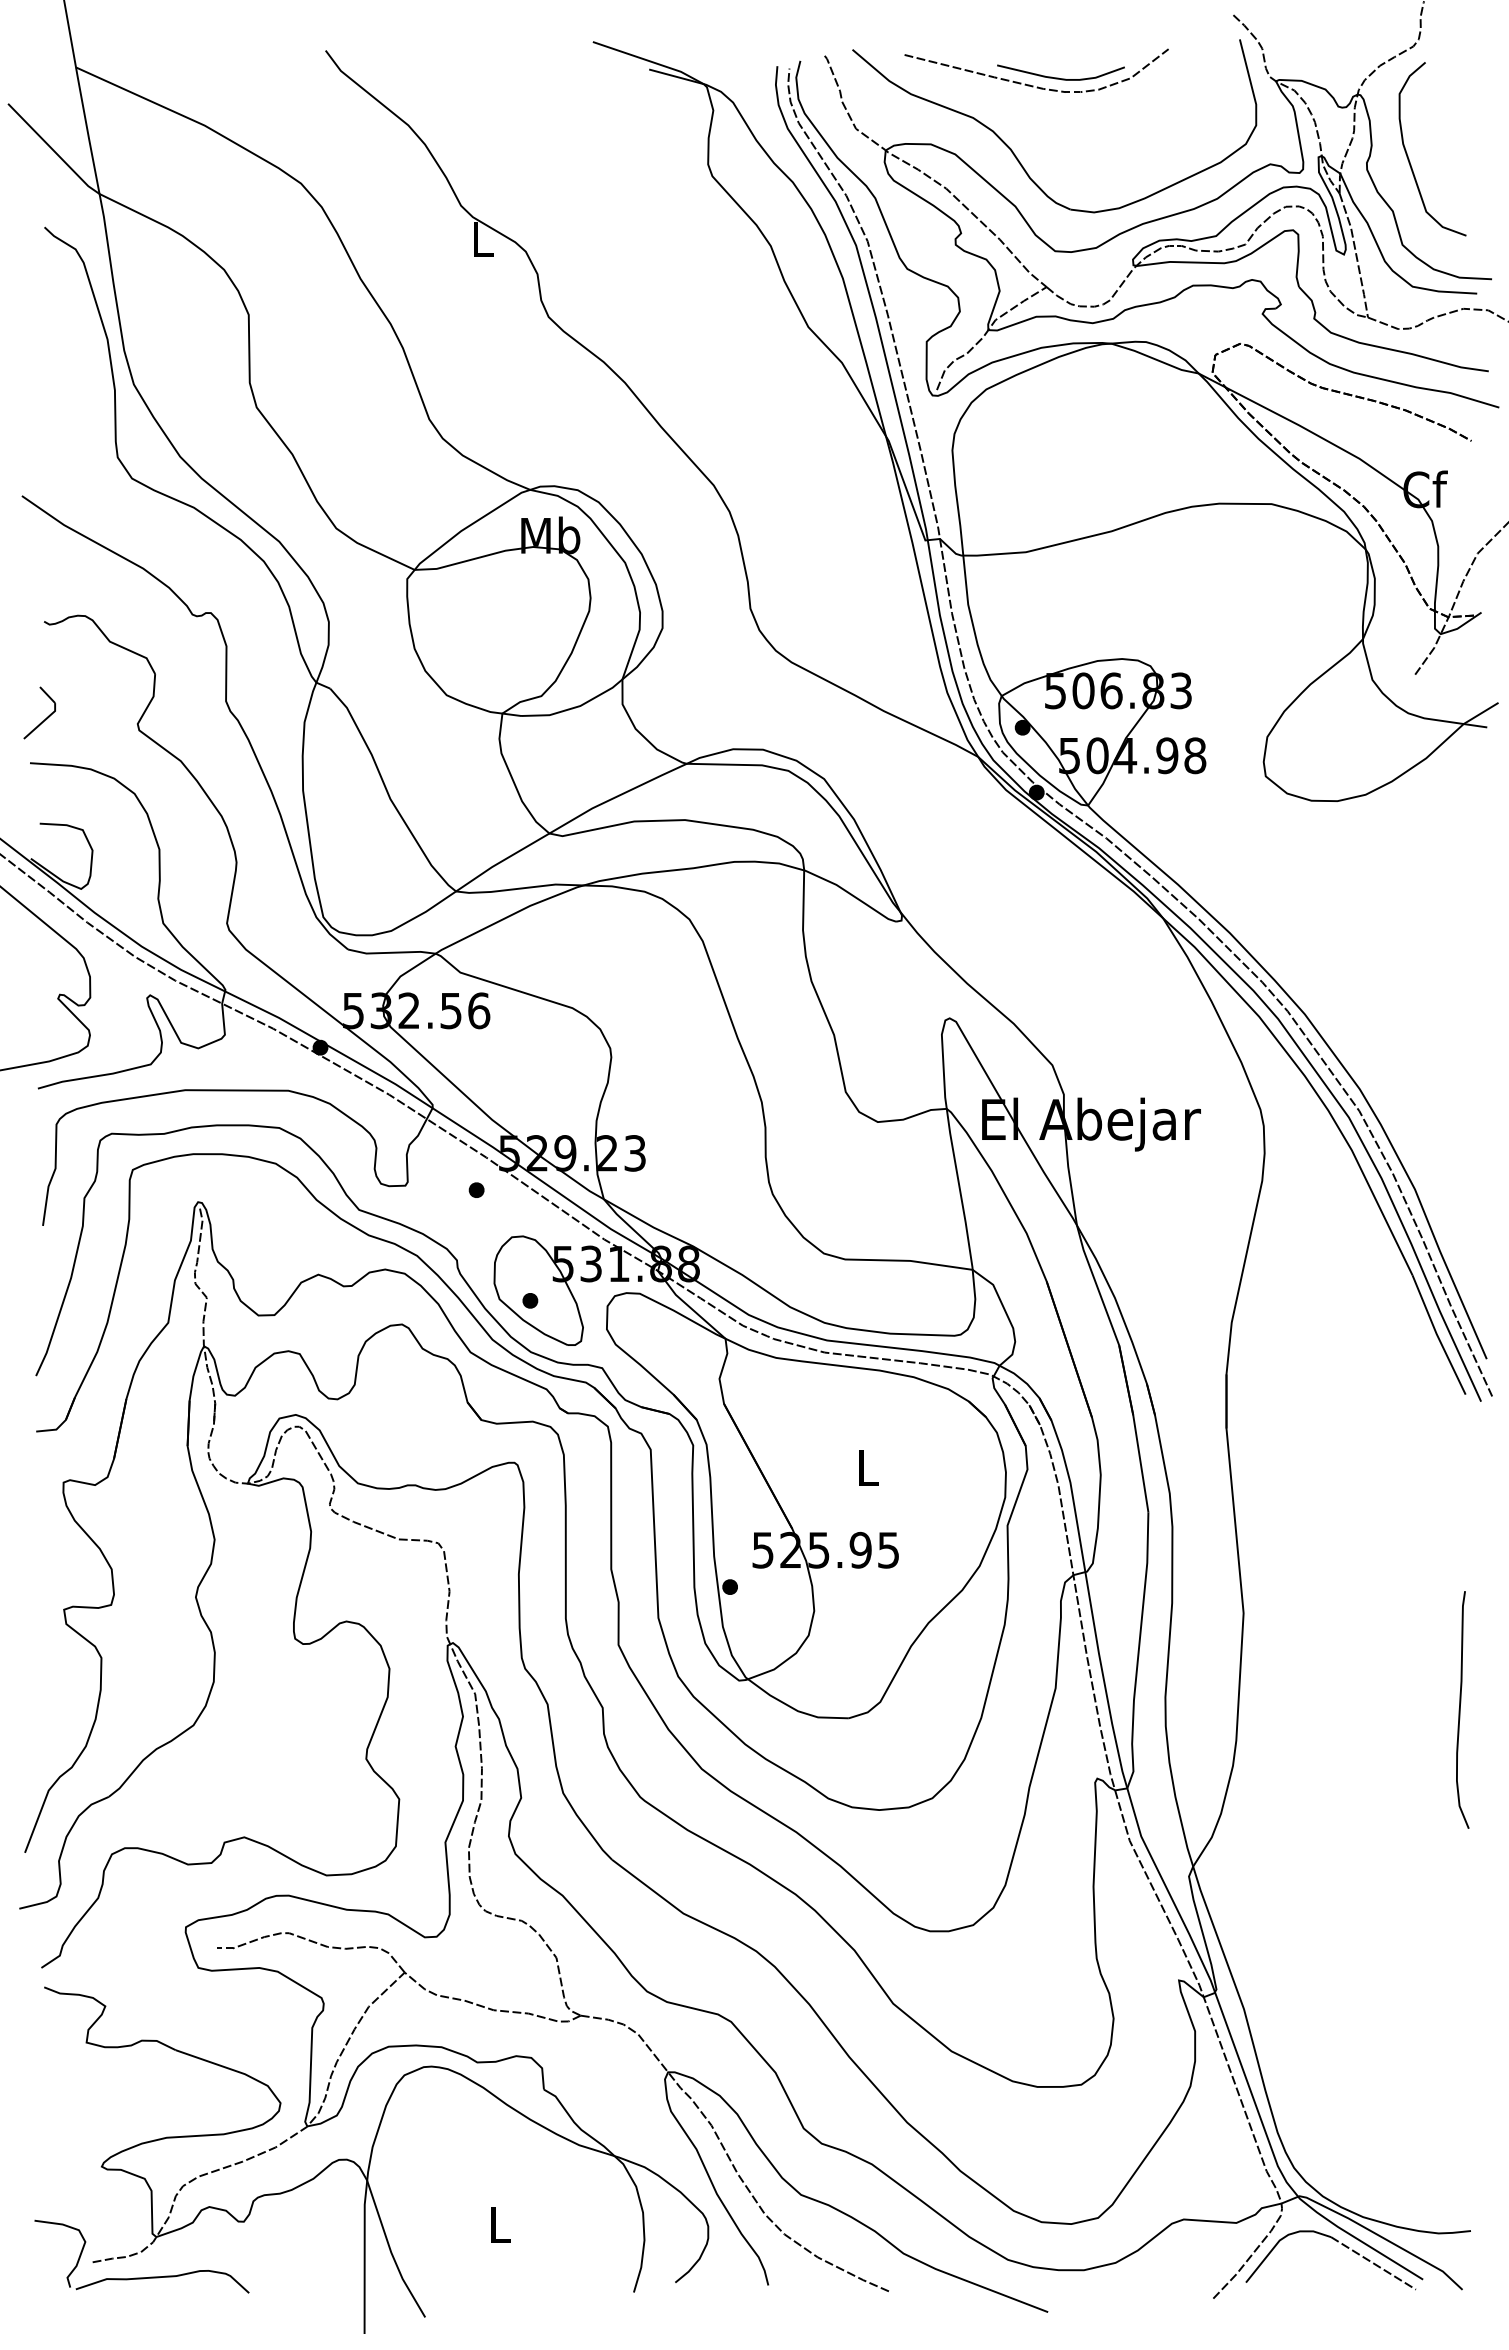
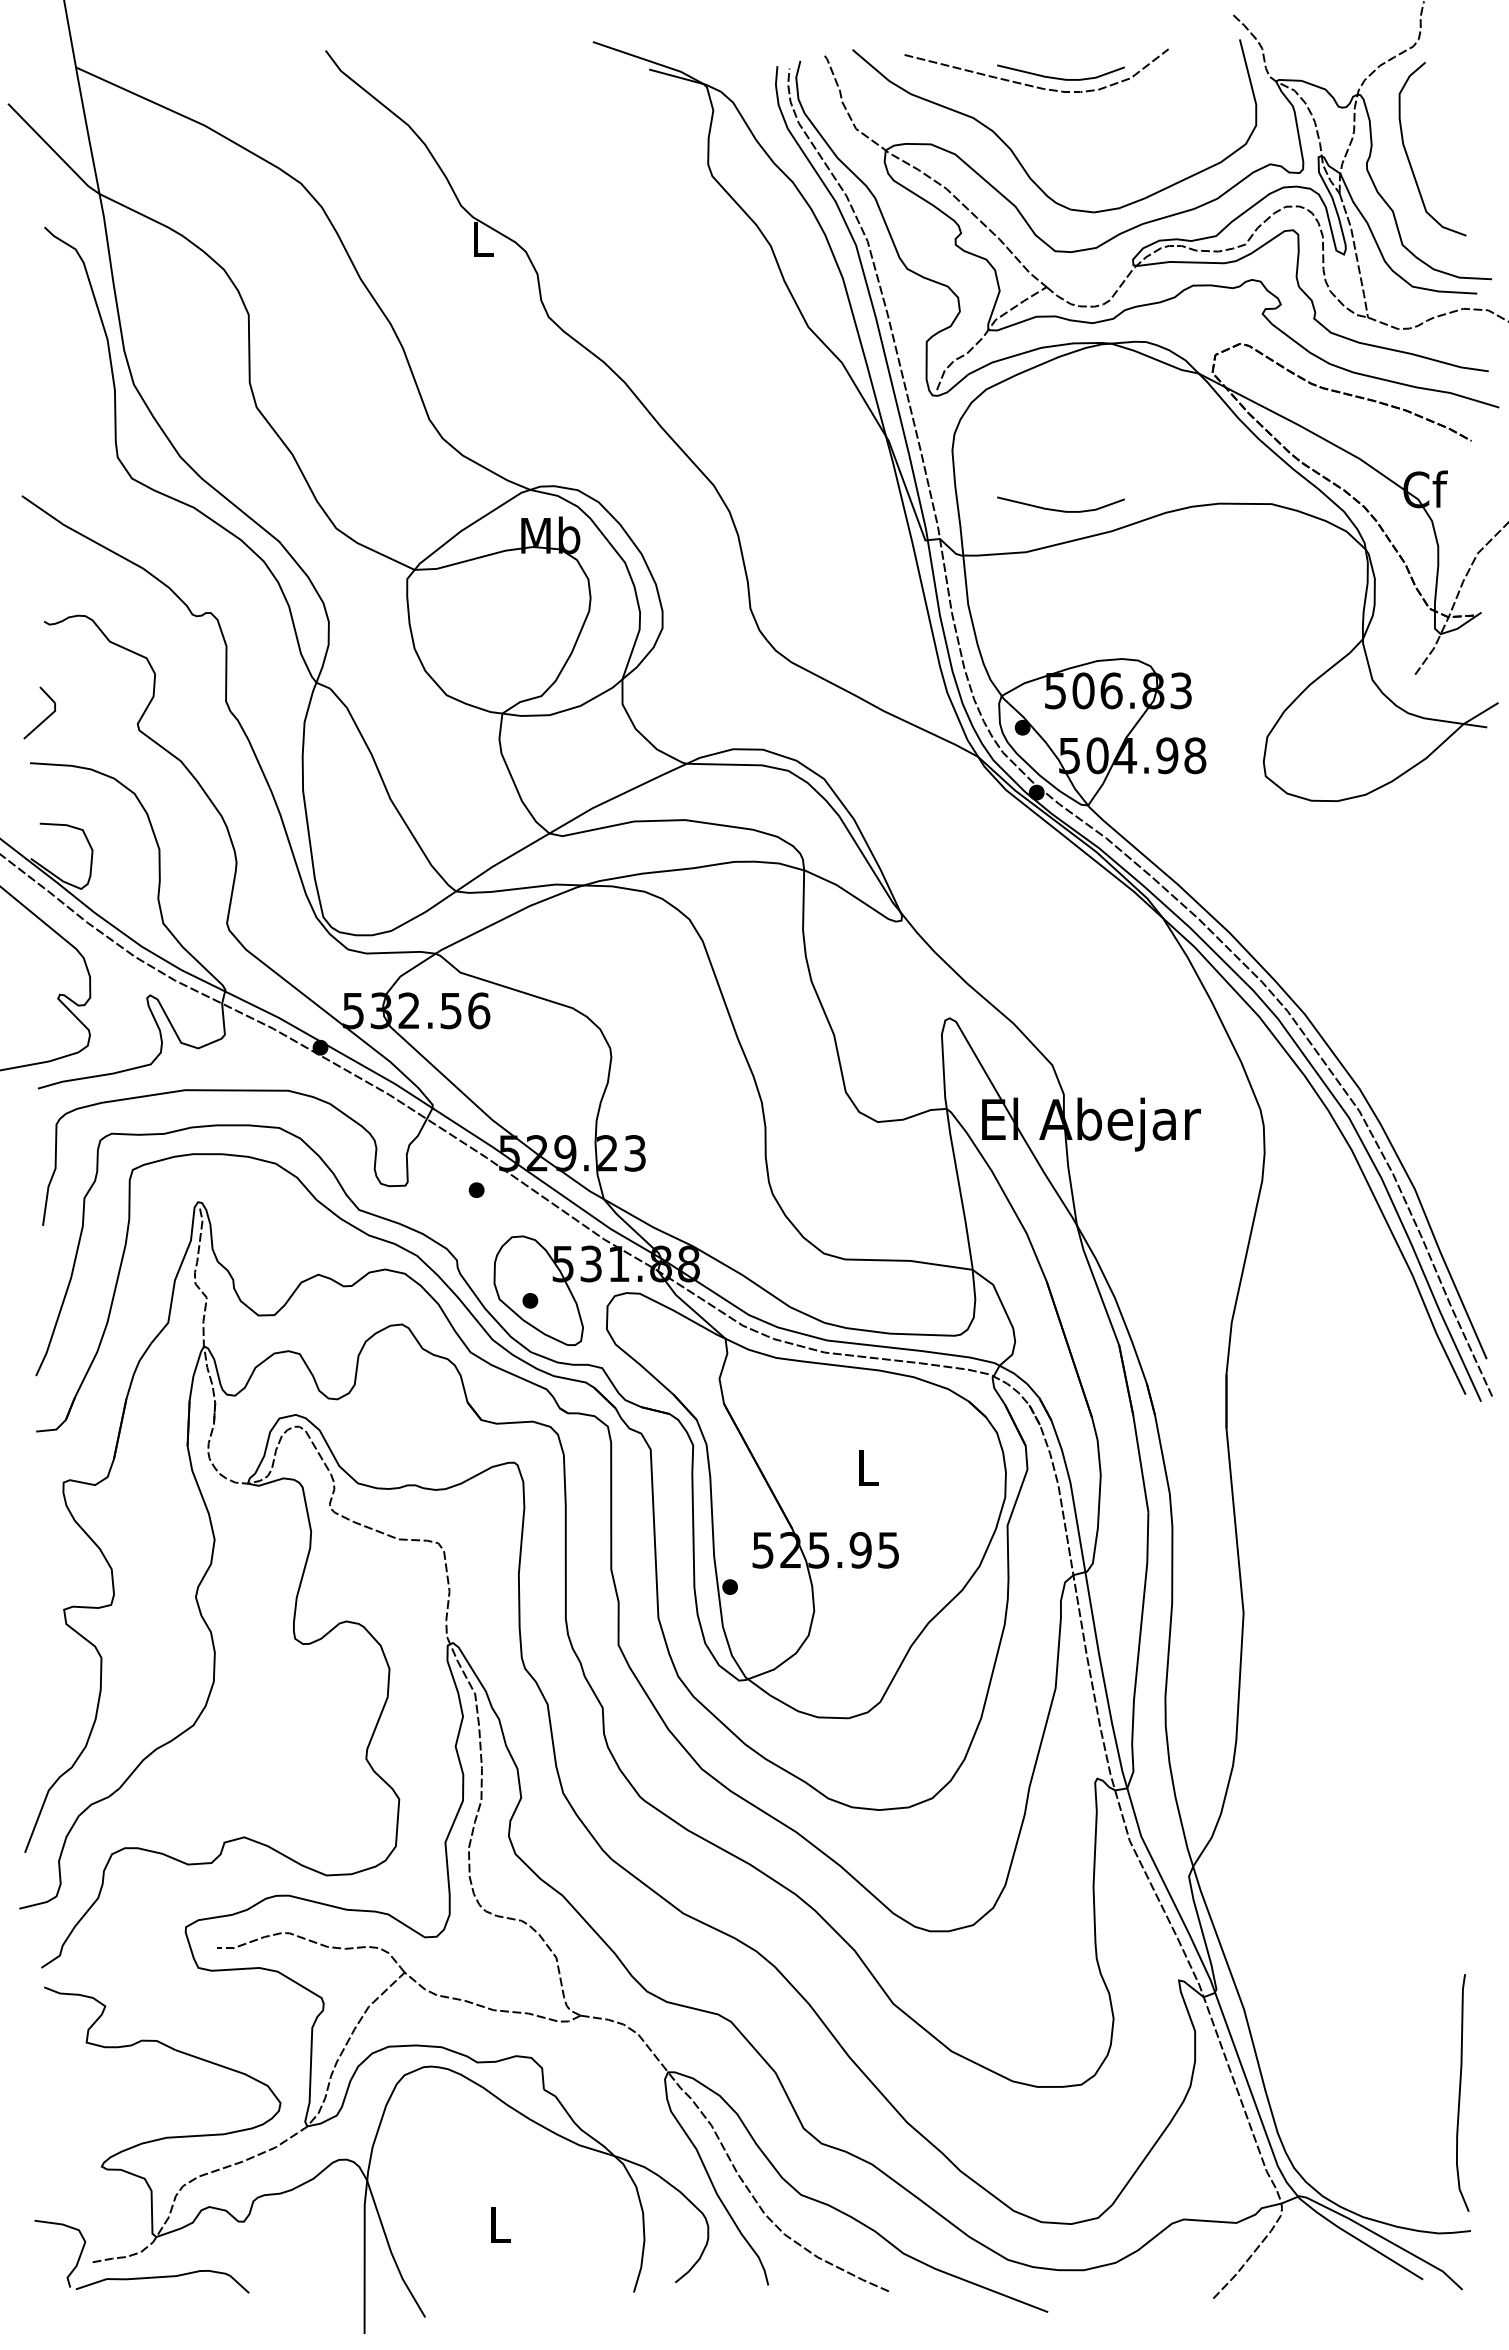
curve: none -> present (1058, 509)
curve position: (1460, 1709) -> (1460, 2092) (1460, 2092)
part: present -> none (1342, 2245)
